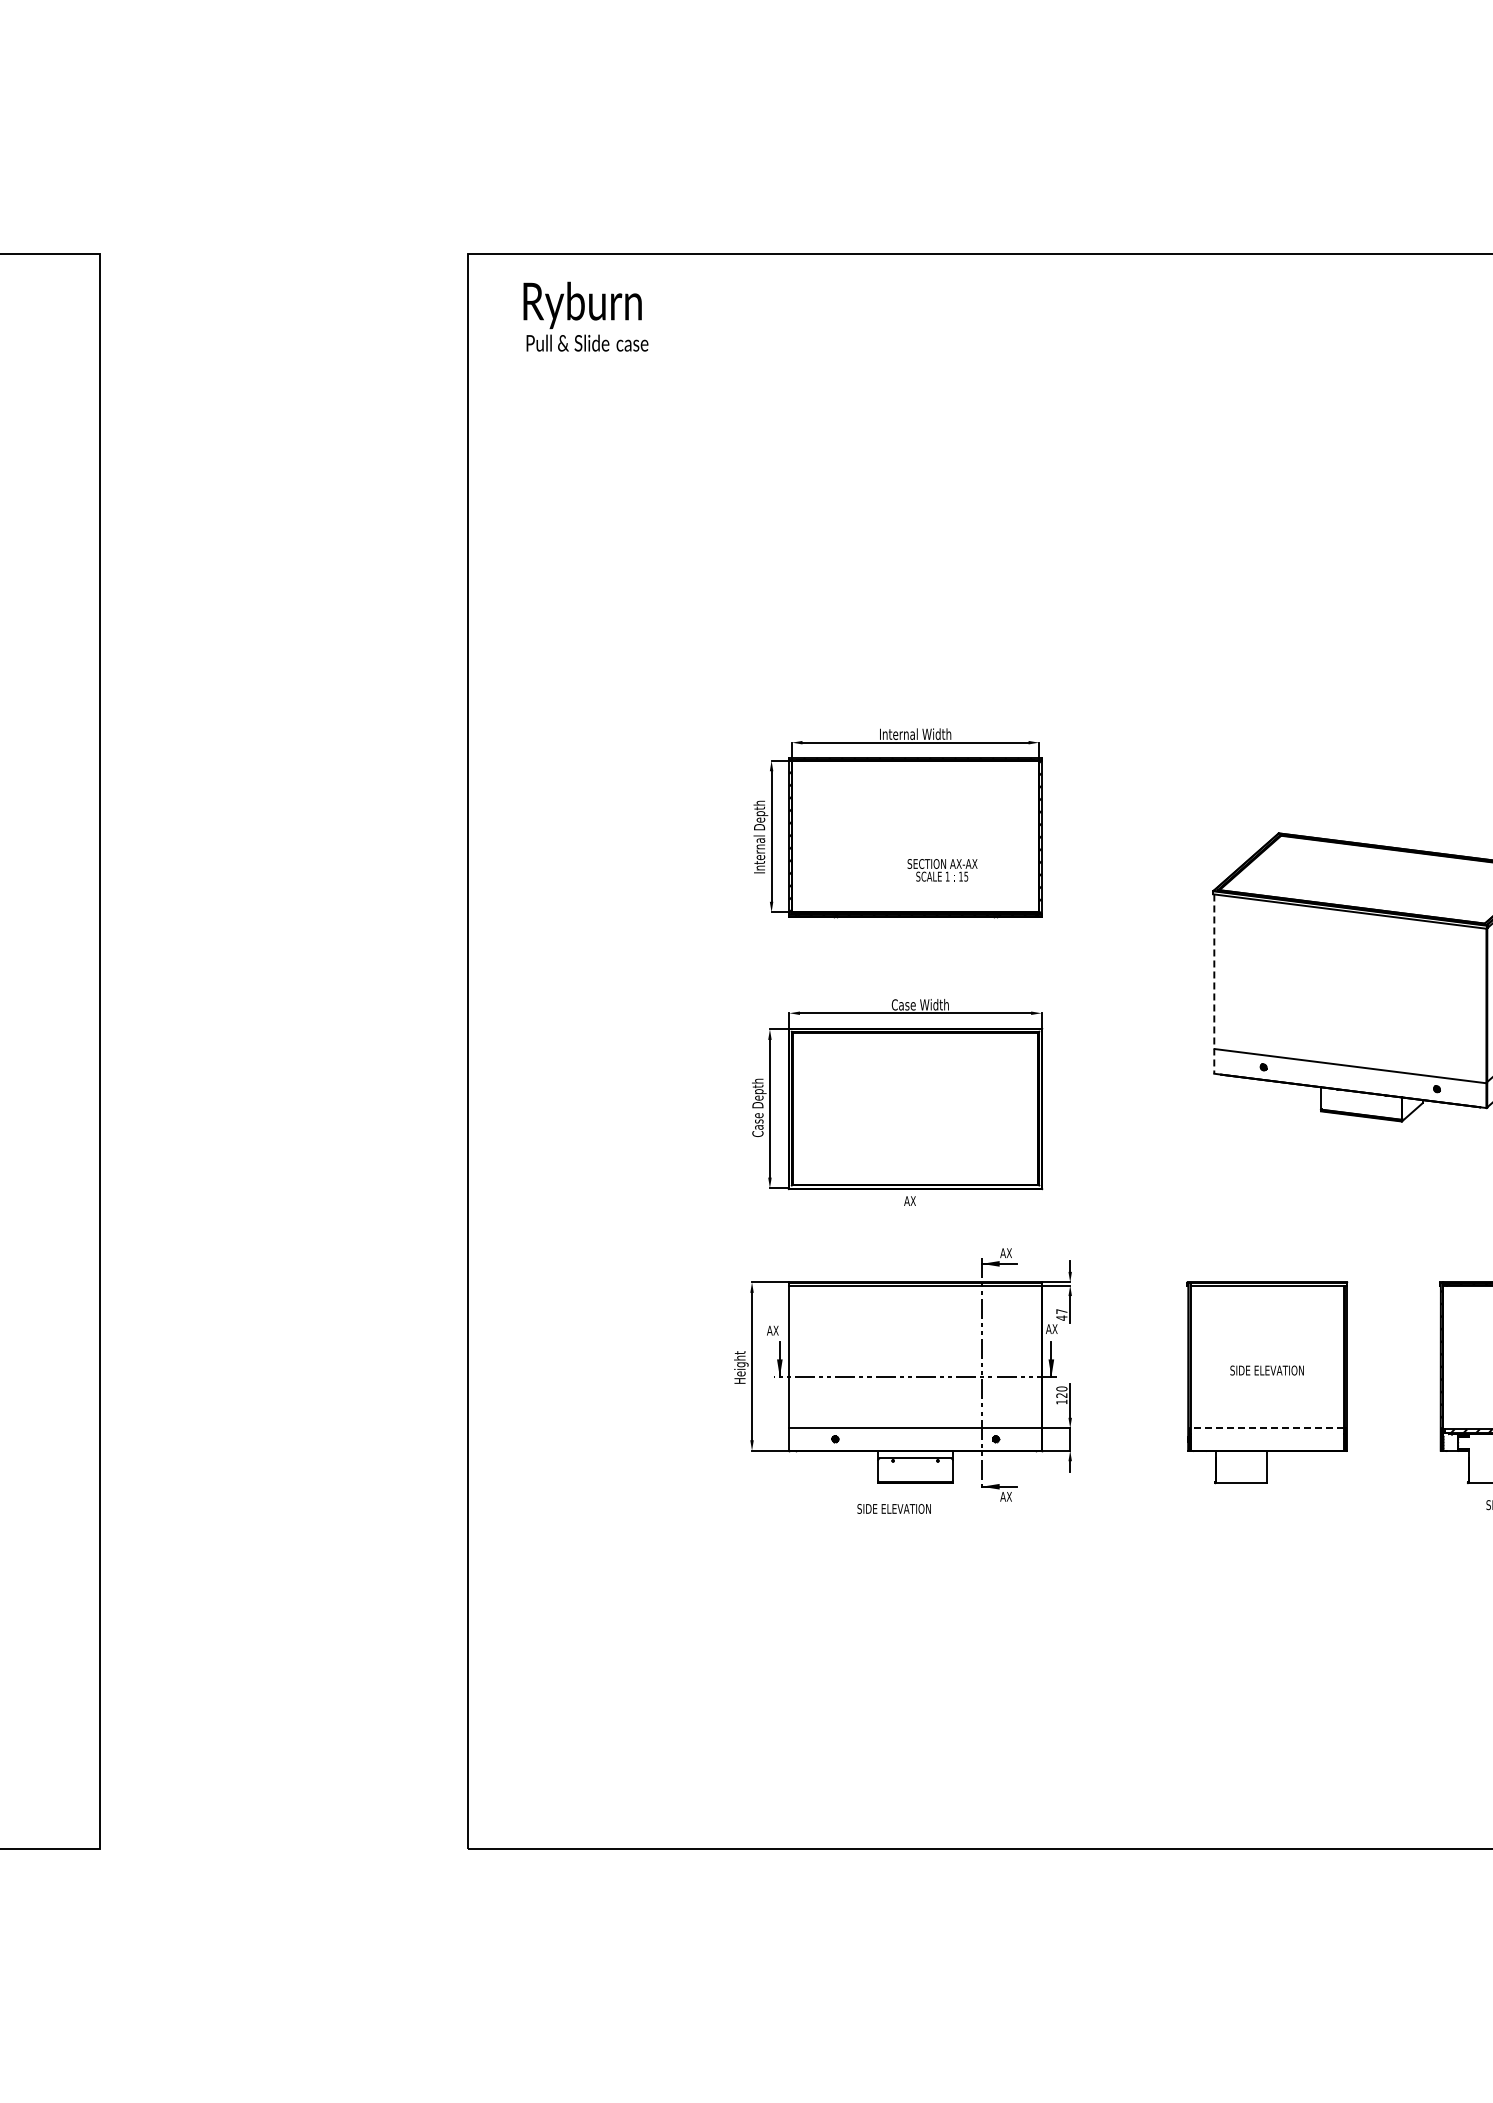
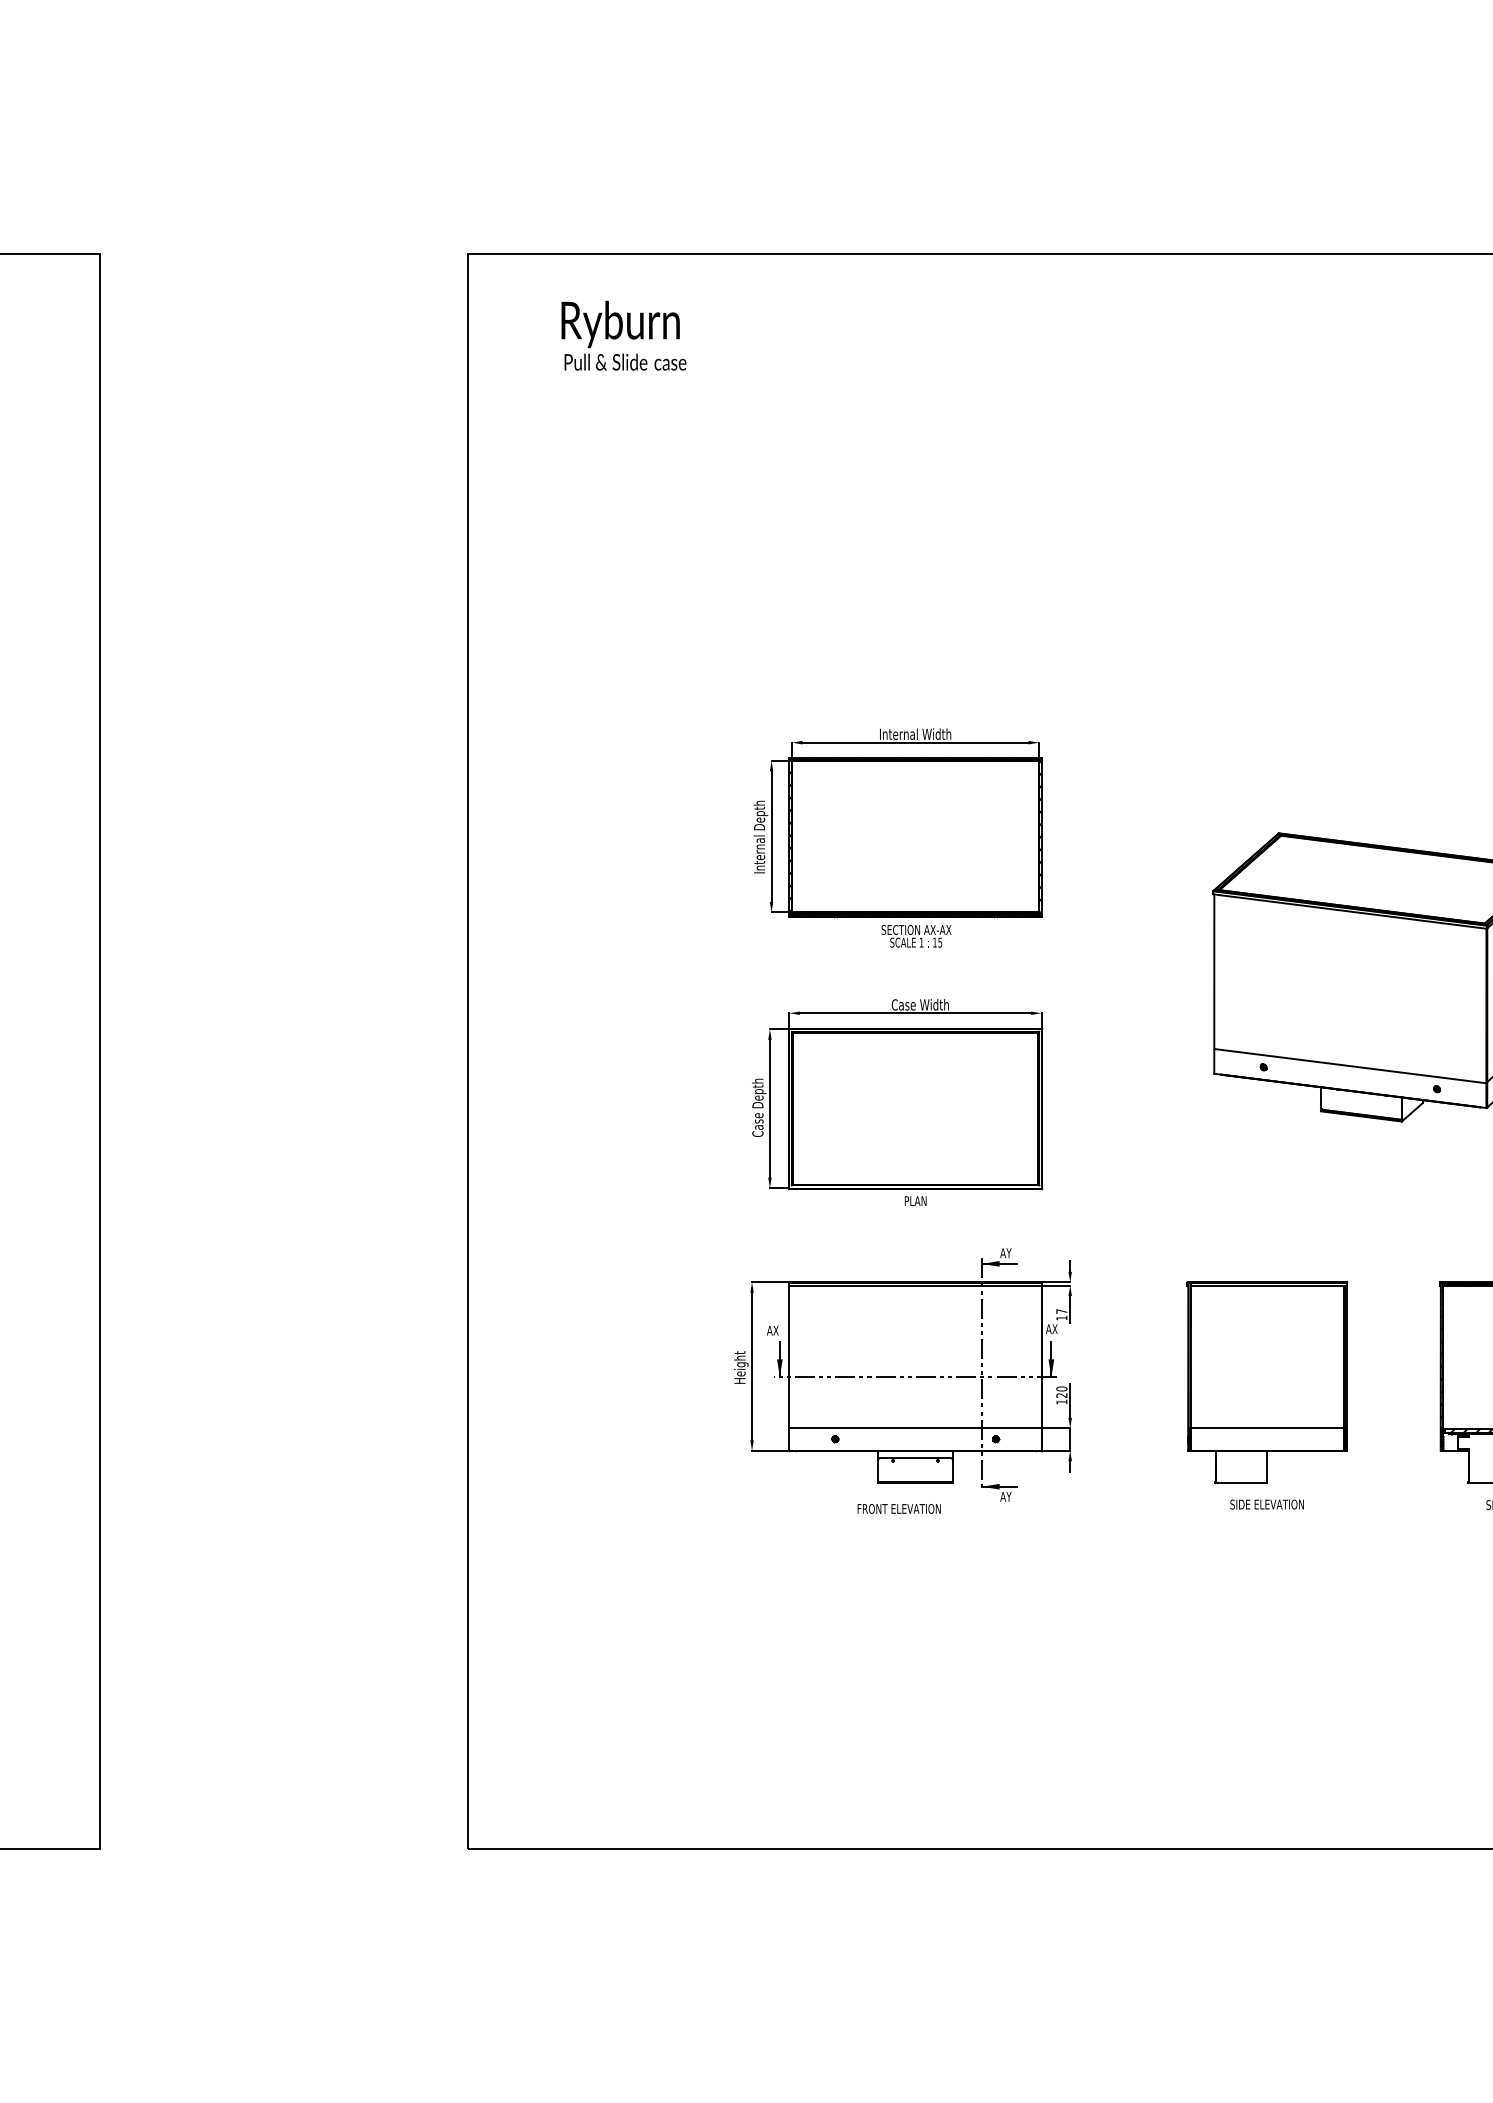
text position: (585, 316) -> (623, 335) (623, 335)
text position: (942, 870) -> (916, 936) (916, 936)
line: dashed -> solid (1214, 984)
text: AX -> PLAN (915, 1200)
text: AX -> AY (1008, 1252)
text: 47 -> 17 (1061, 1317)
text position: (1266, 1370) -> (1266, 1504) (1266, 1504)
line: dashed -> solid (1267, 1428)
text: AX -> AY (1008, 1496)
text: SIDE ELEVATION -> FRONT ELEVATION (898, 1508)
